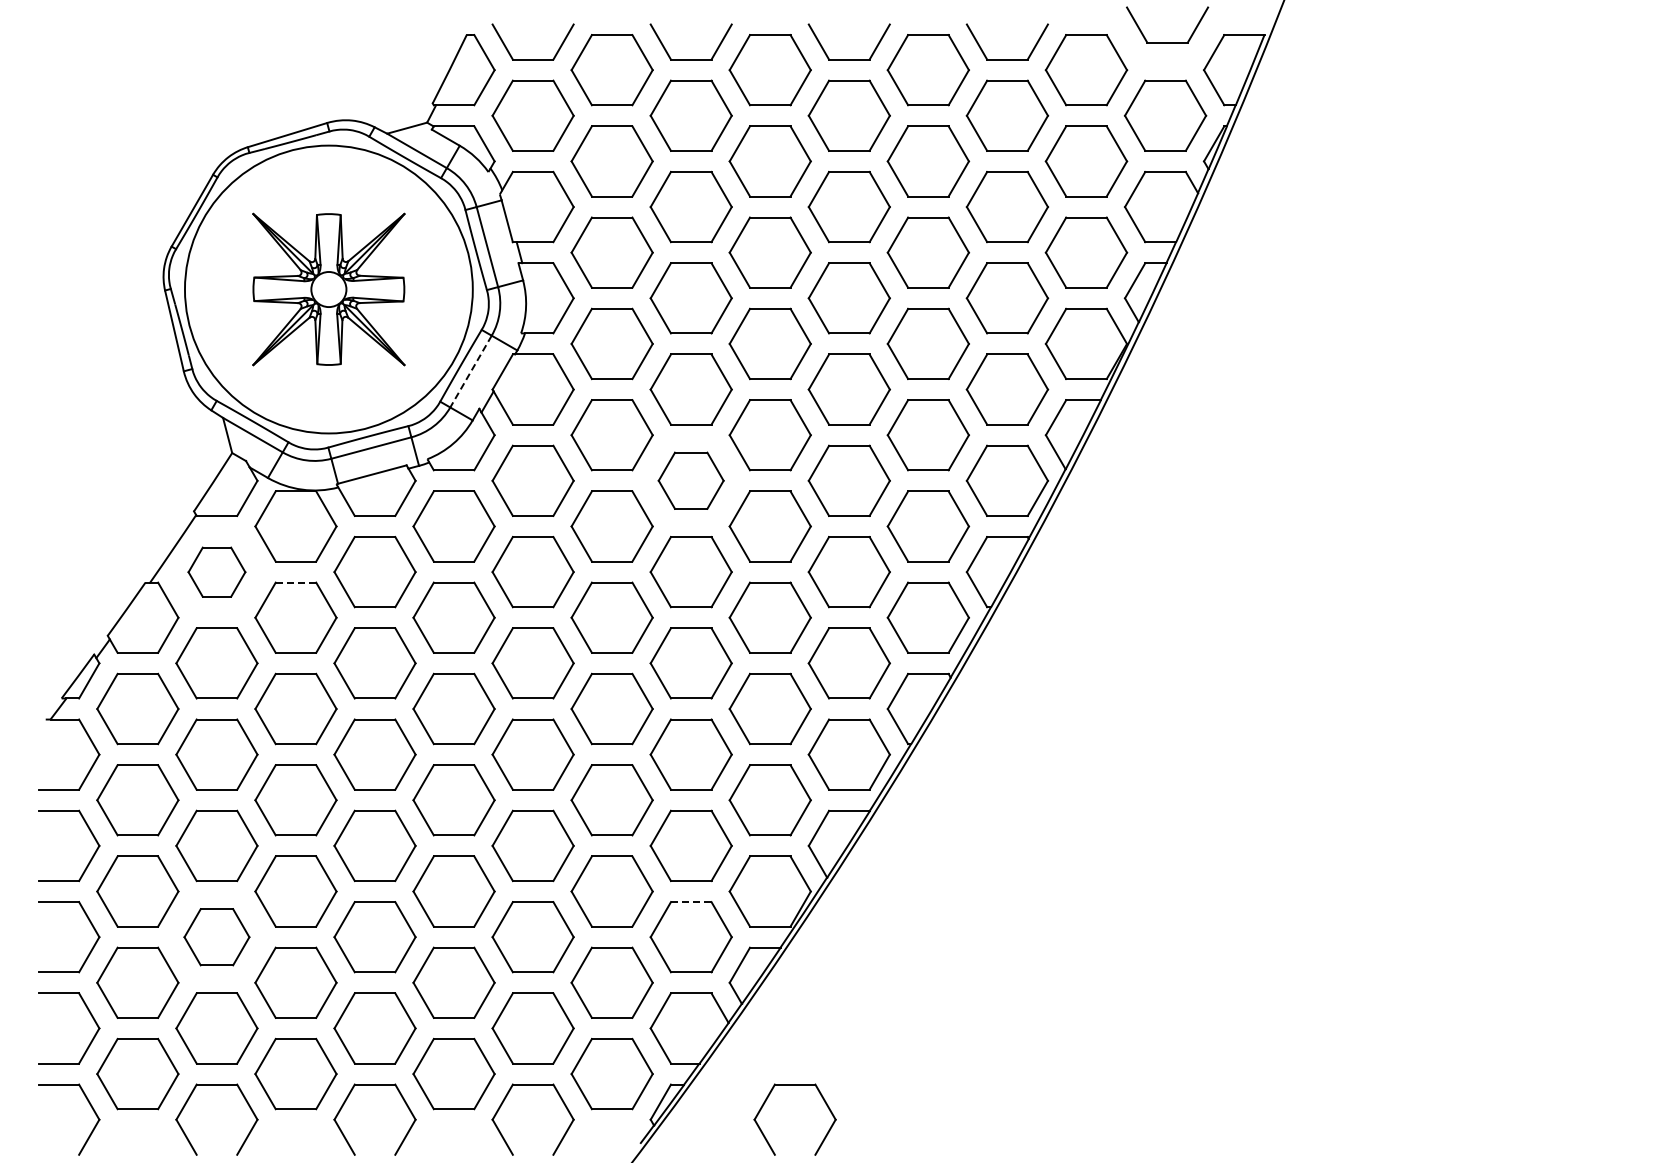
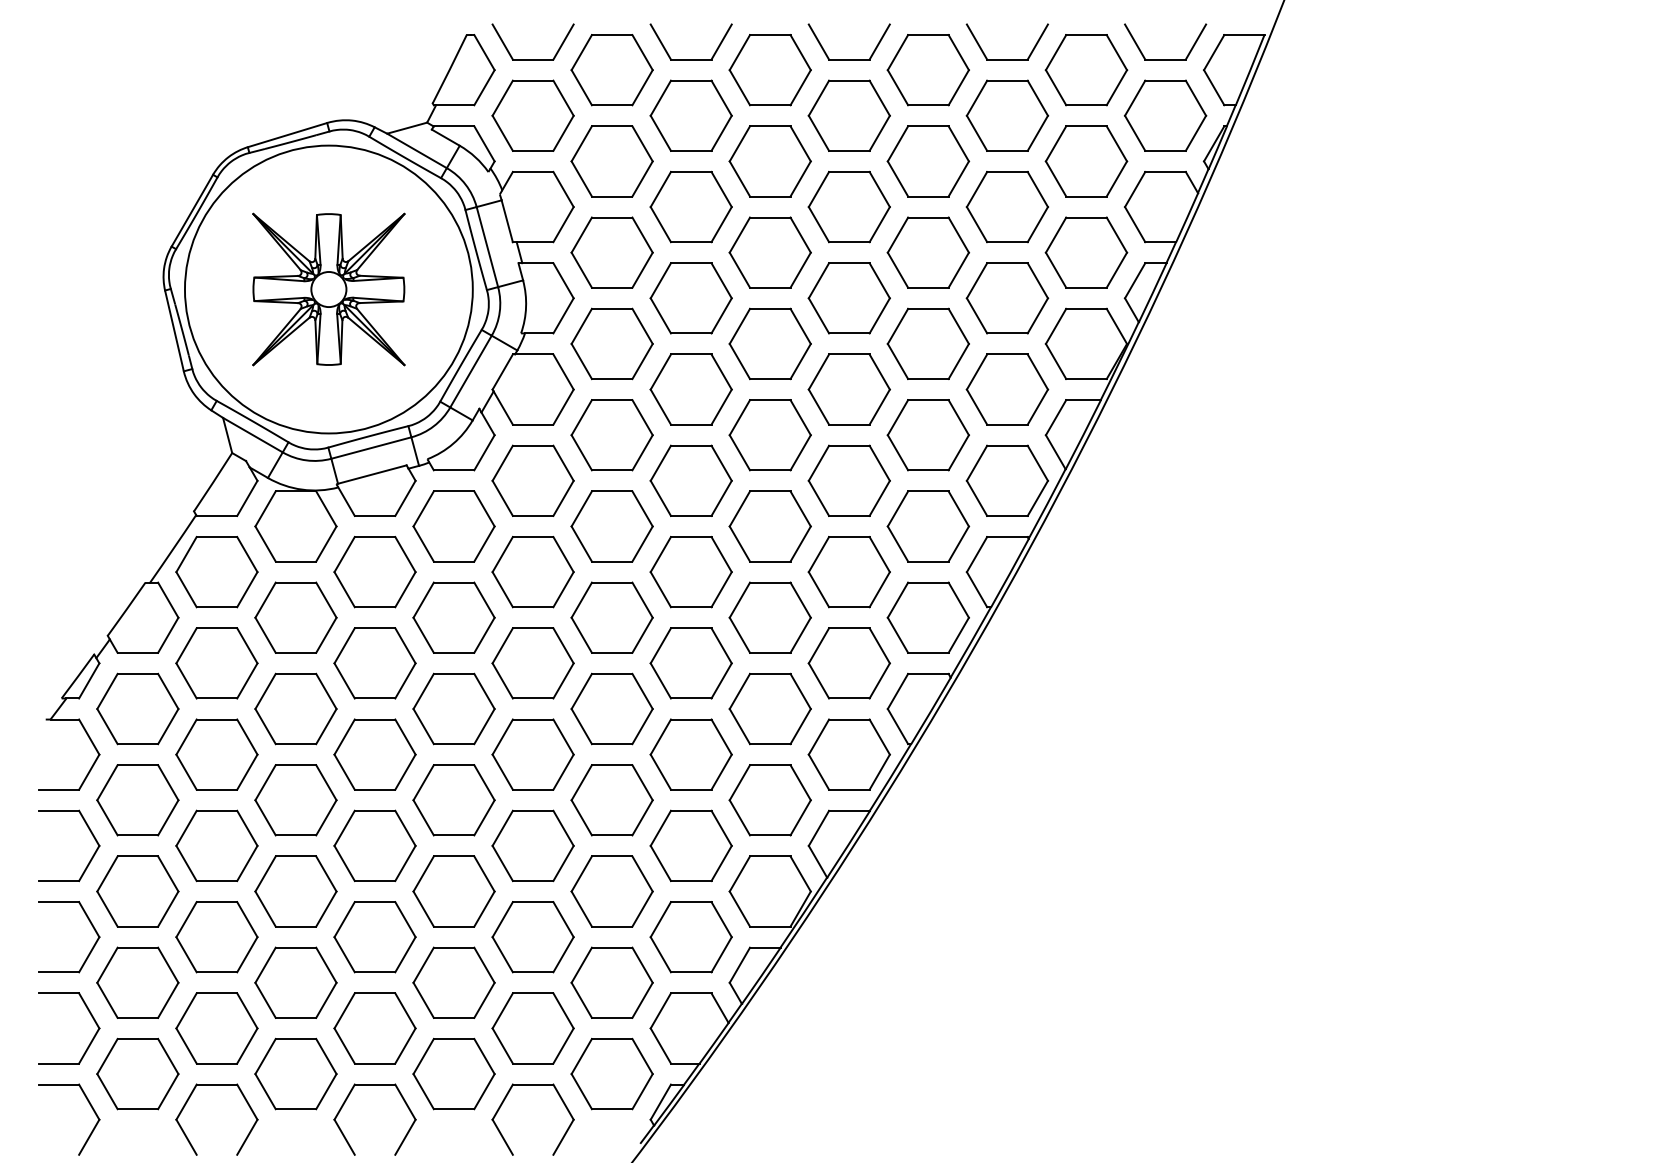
part position: (1167, 42) -> (1165, 59) (1165, 59)
line: dashed -> solid (470, 372)
part size: 68x59 px -> 84x73 px (690, 480)
part size: 60x52 px -> 84x73 px (216, 572)
line: dashed -> solid (296, 582)
line: dashed -> solid (691, 902)
part size: 68x59 px -> 84x73 px (216, 937)
part: present -> none (765, 1103)
